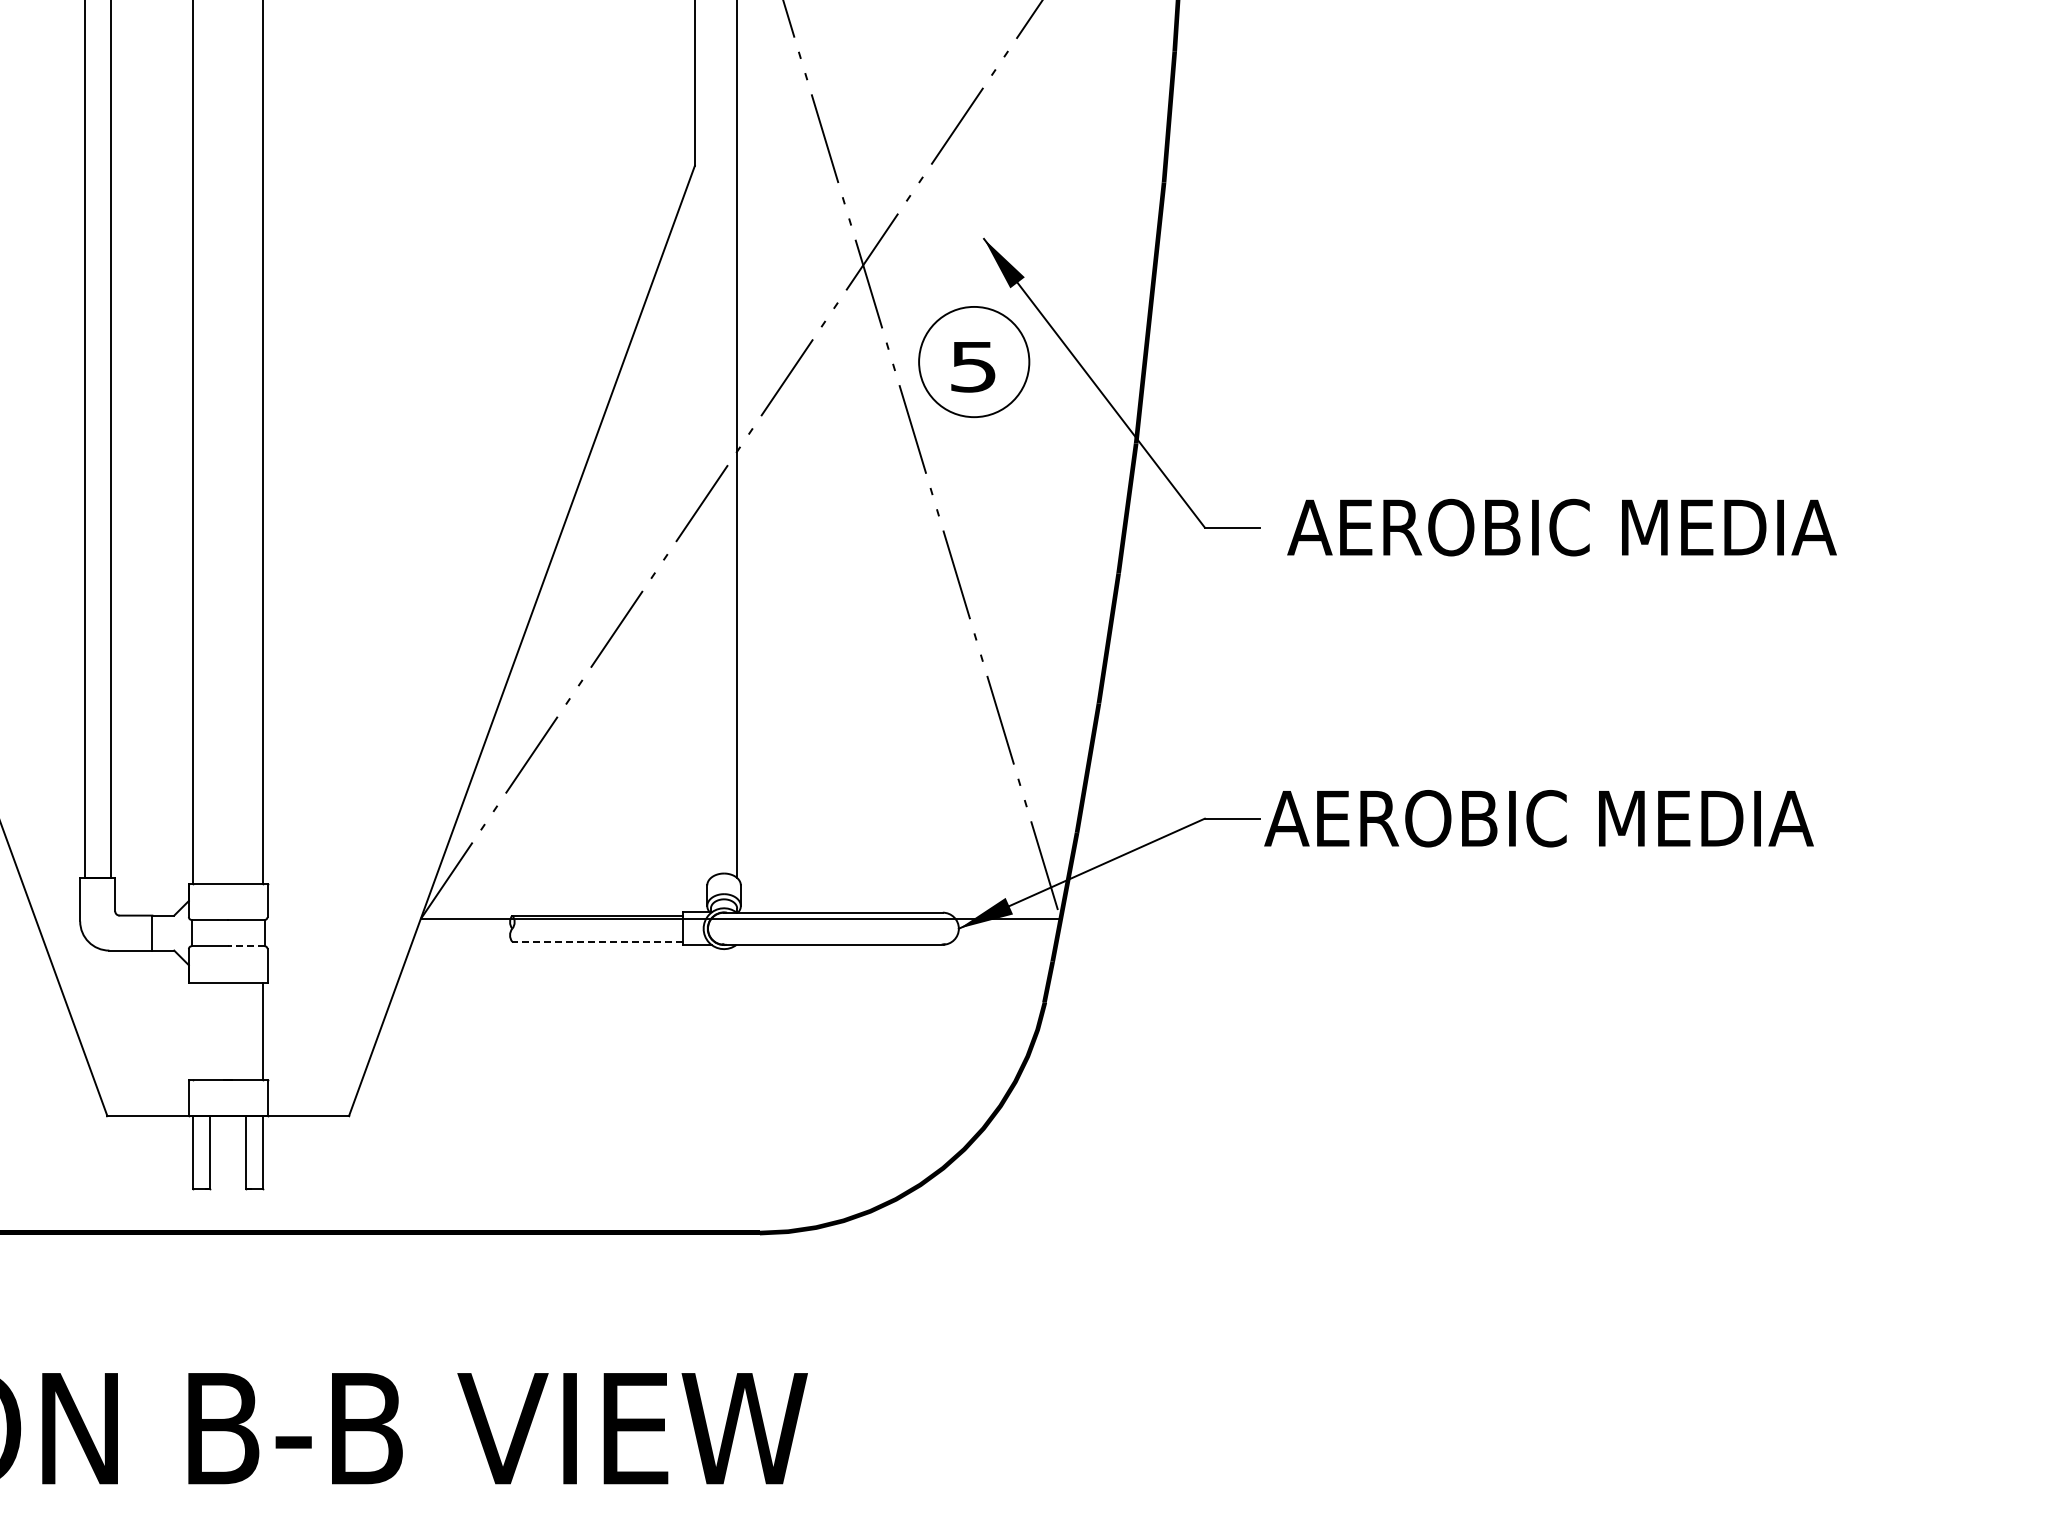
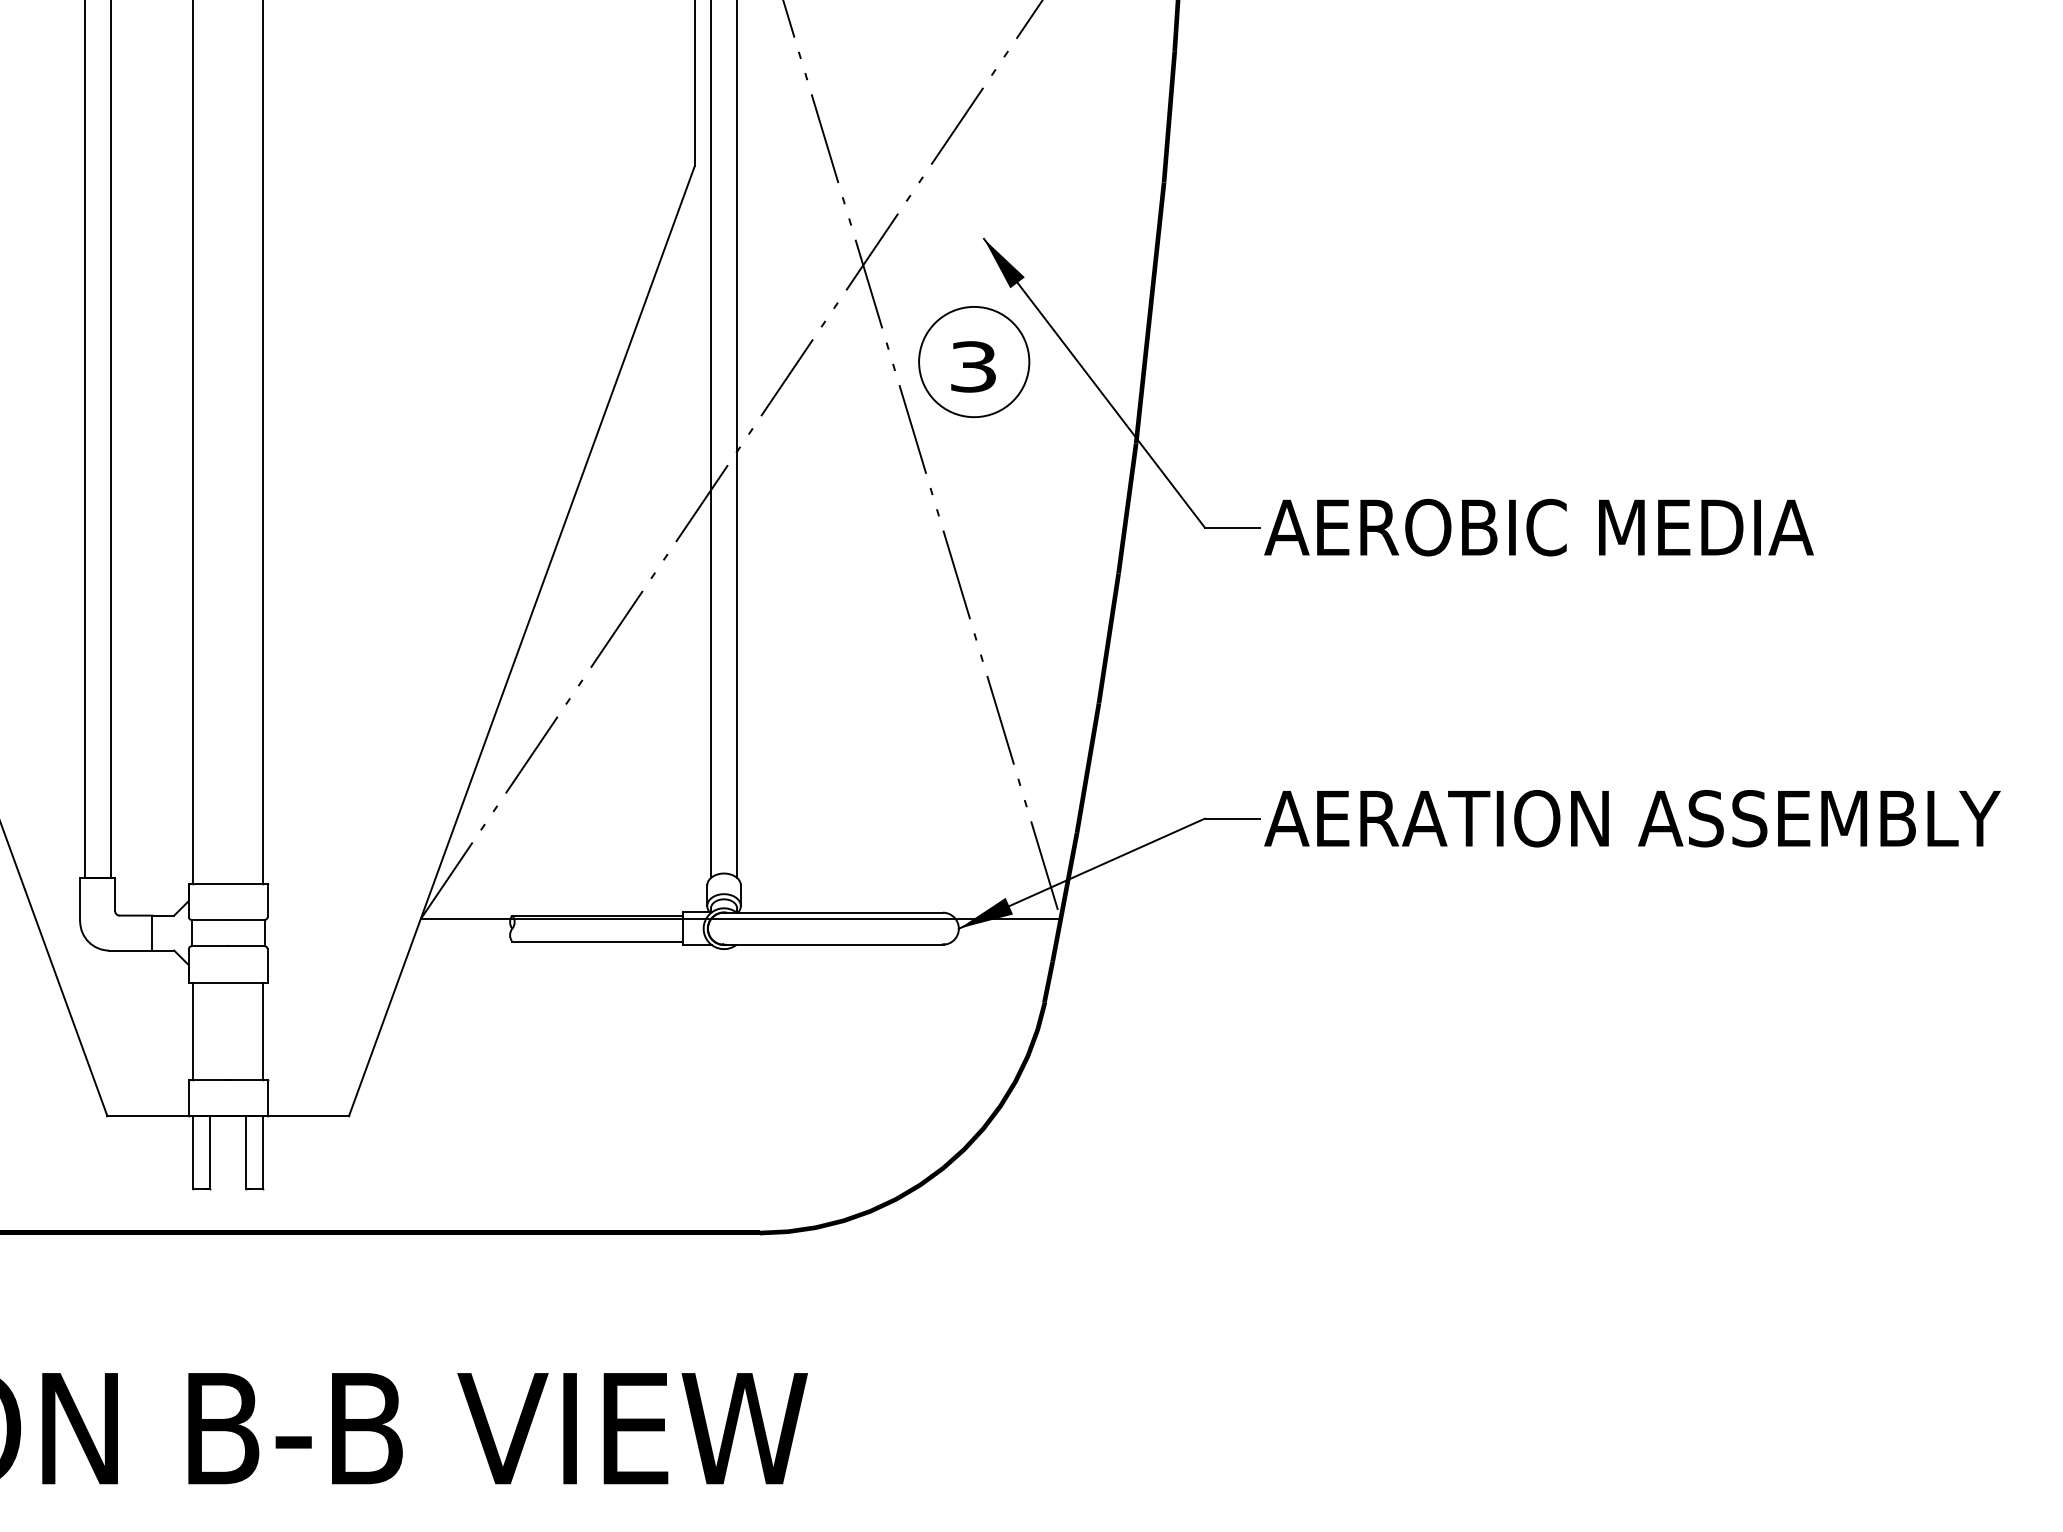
text: 5 -> 3 (973, 366)
line: none -> present (710, 439)
text position: (1561, 527) -> (1538, 527) (1538, 527)
text: AEROBIC MEDIA -> AERATION ASSEMBLY (1701, 818)
line: dashed -> solid (597, 941)
line: dashed -> solid (245, 946)
line: none -> present (193, 1030)
